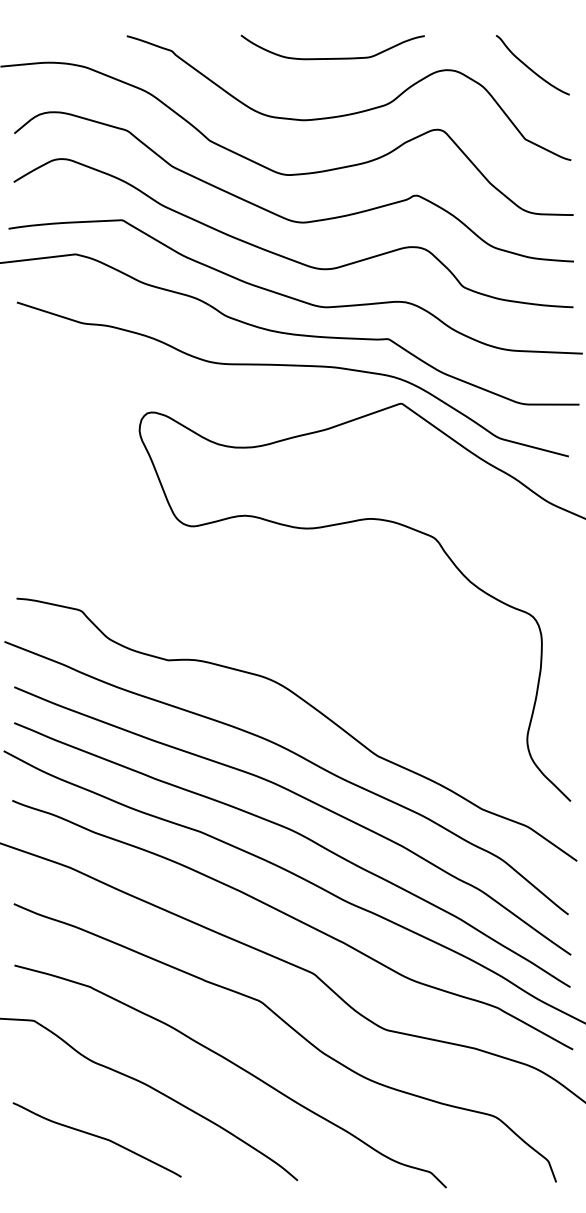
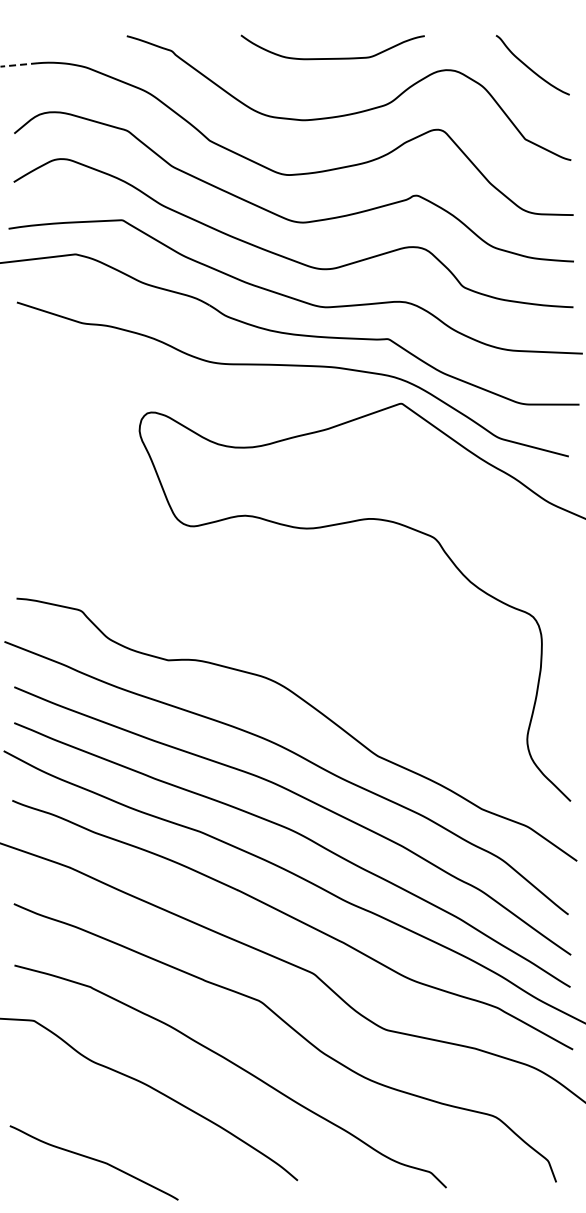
line: solid -> dashed (19, 64)
curve position: (96, 1137) -> (93, 1160) (93, 1160)
